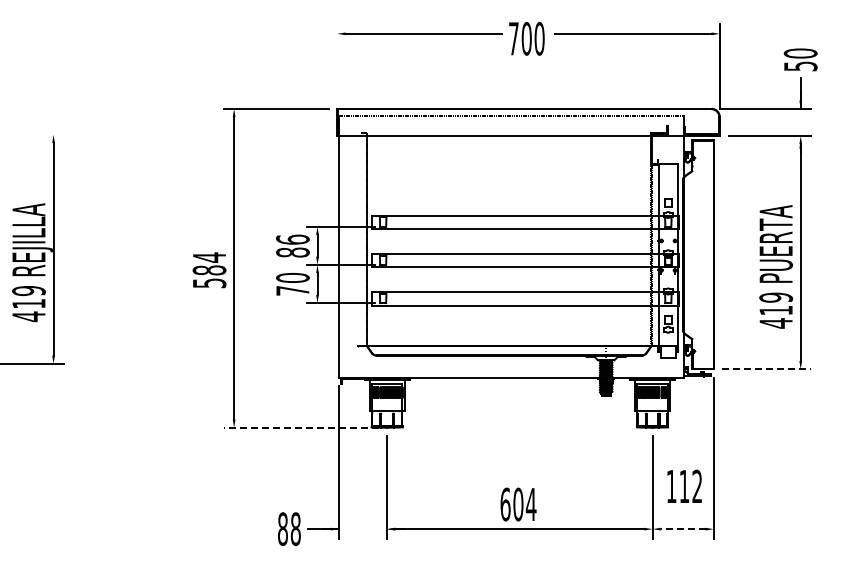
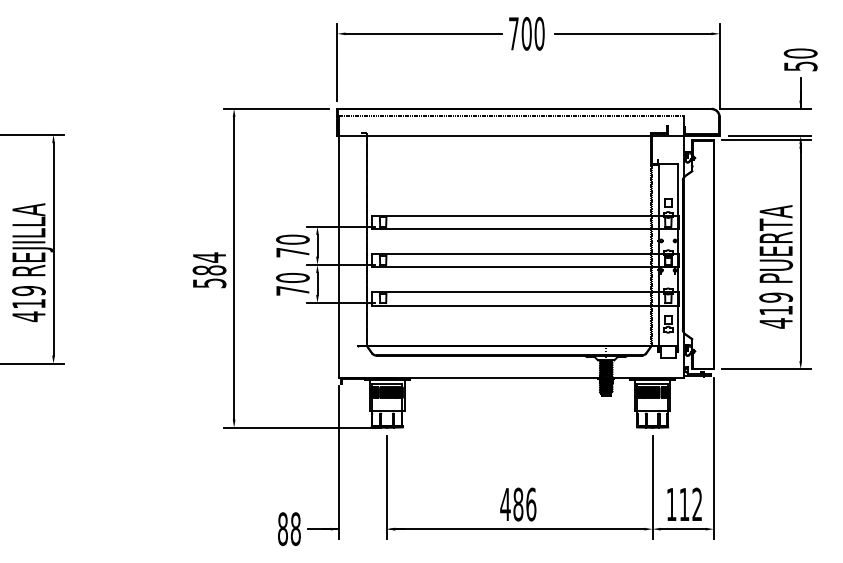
text position: (526, 38) -> (526, 33) (526, 33)
line: none -> present (337, 61)
line: none -> present (32, 134)
line: none -> present (766, 140)
text: 86 -> 70 (292, 245)
line: dashed -> solid (767, 369)
line: dashed -> solid (300, 427)
text position: (684, 485) -> (684, 503) (684, 503)
text: 604 -> 486 (518, 504)
line: dashed -> solid (682, 529)
